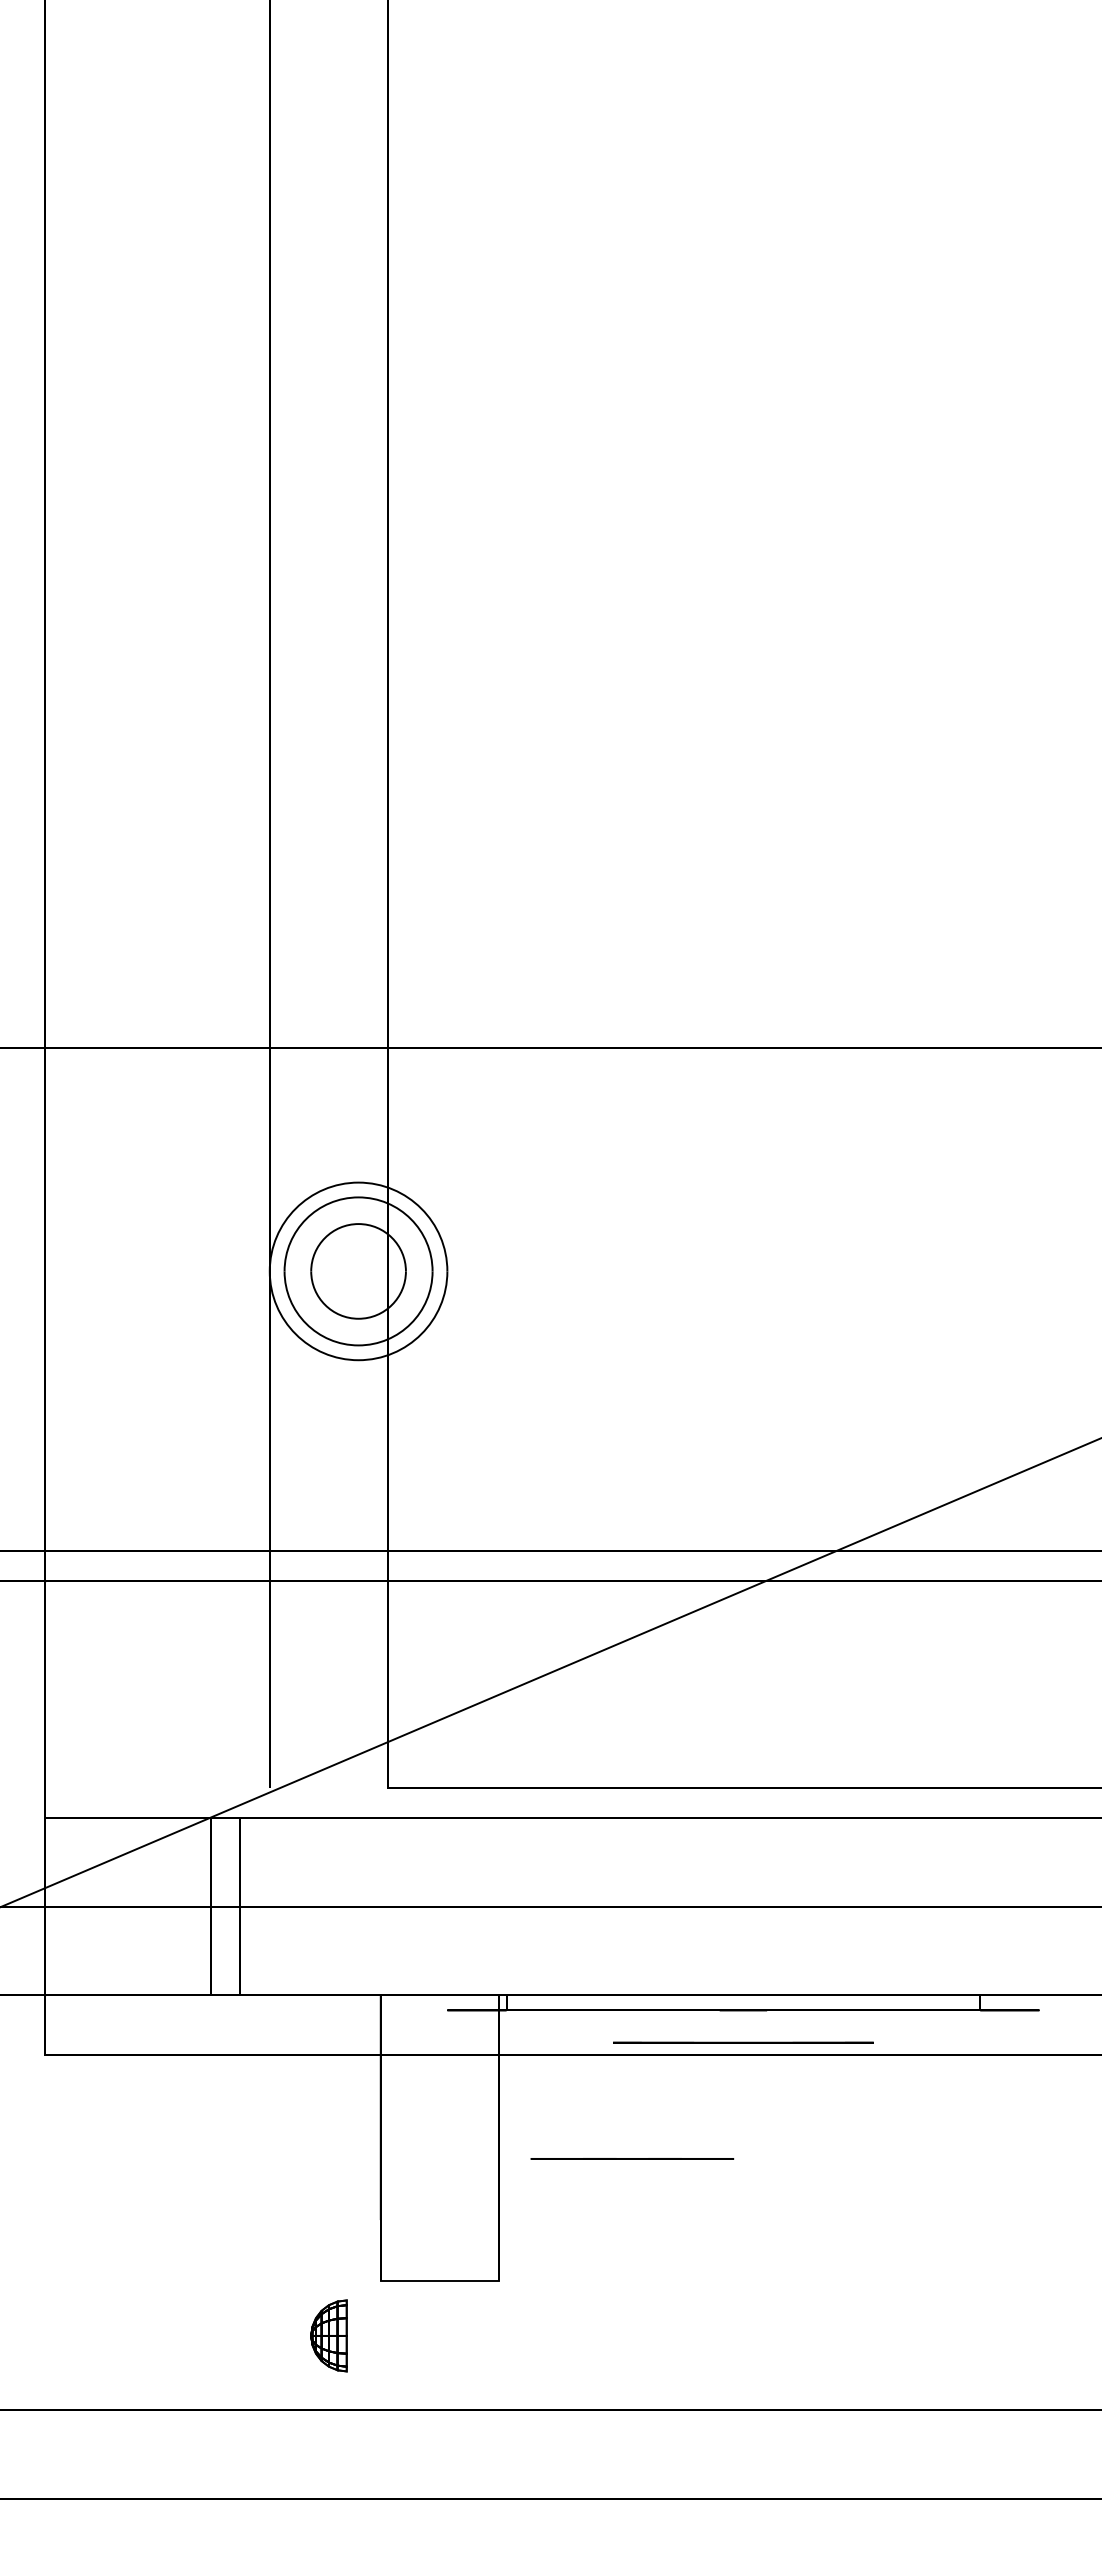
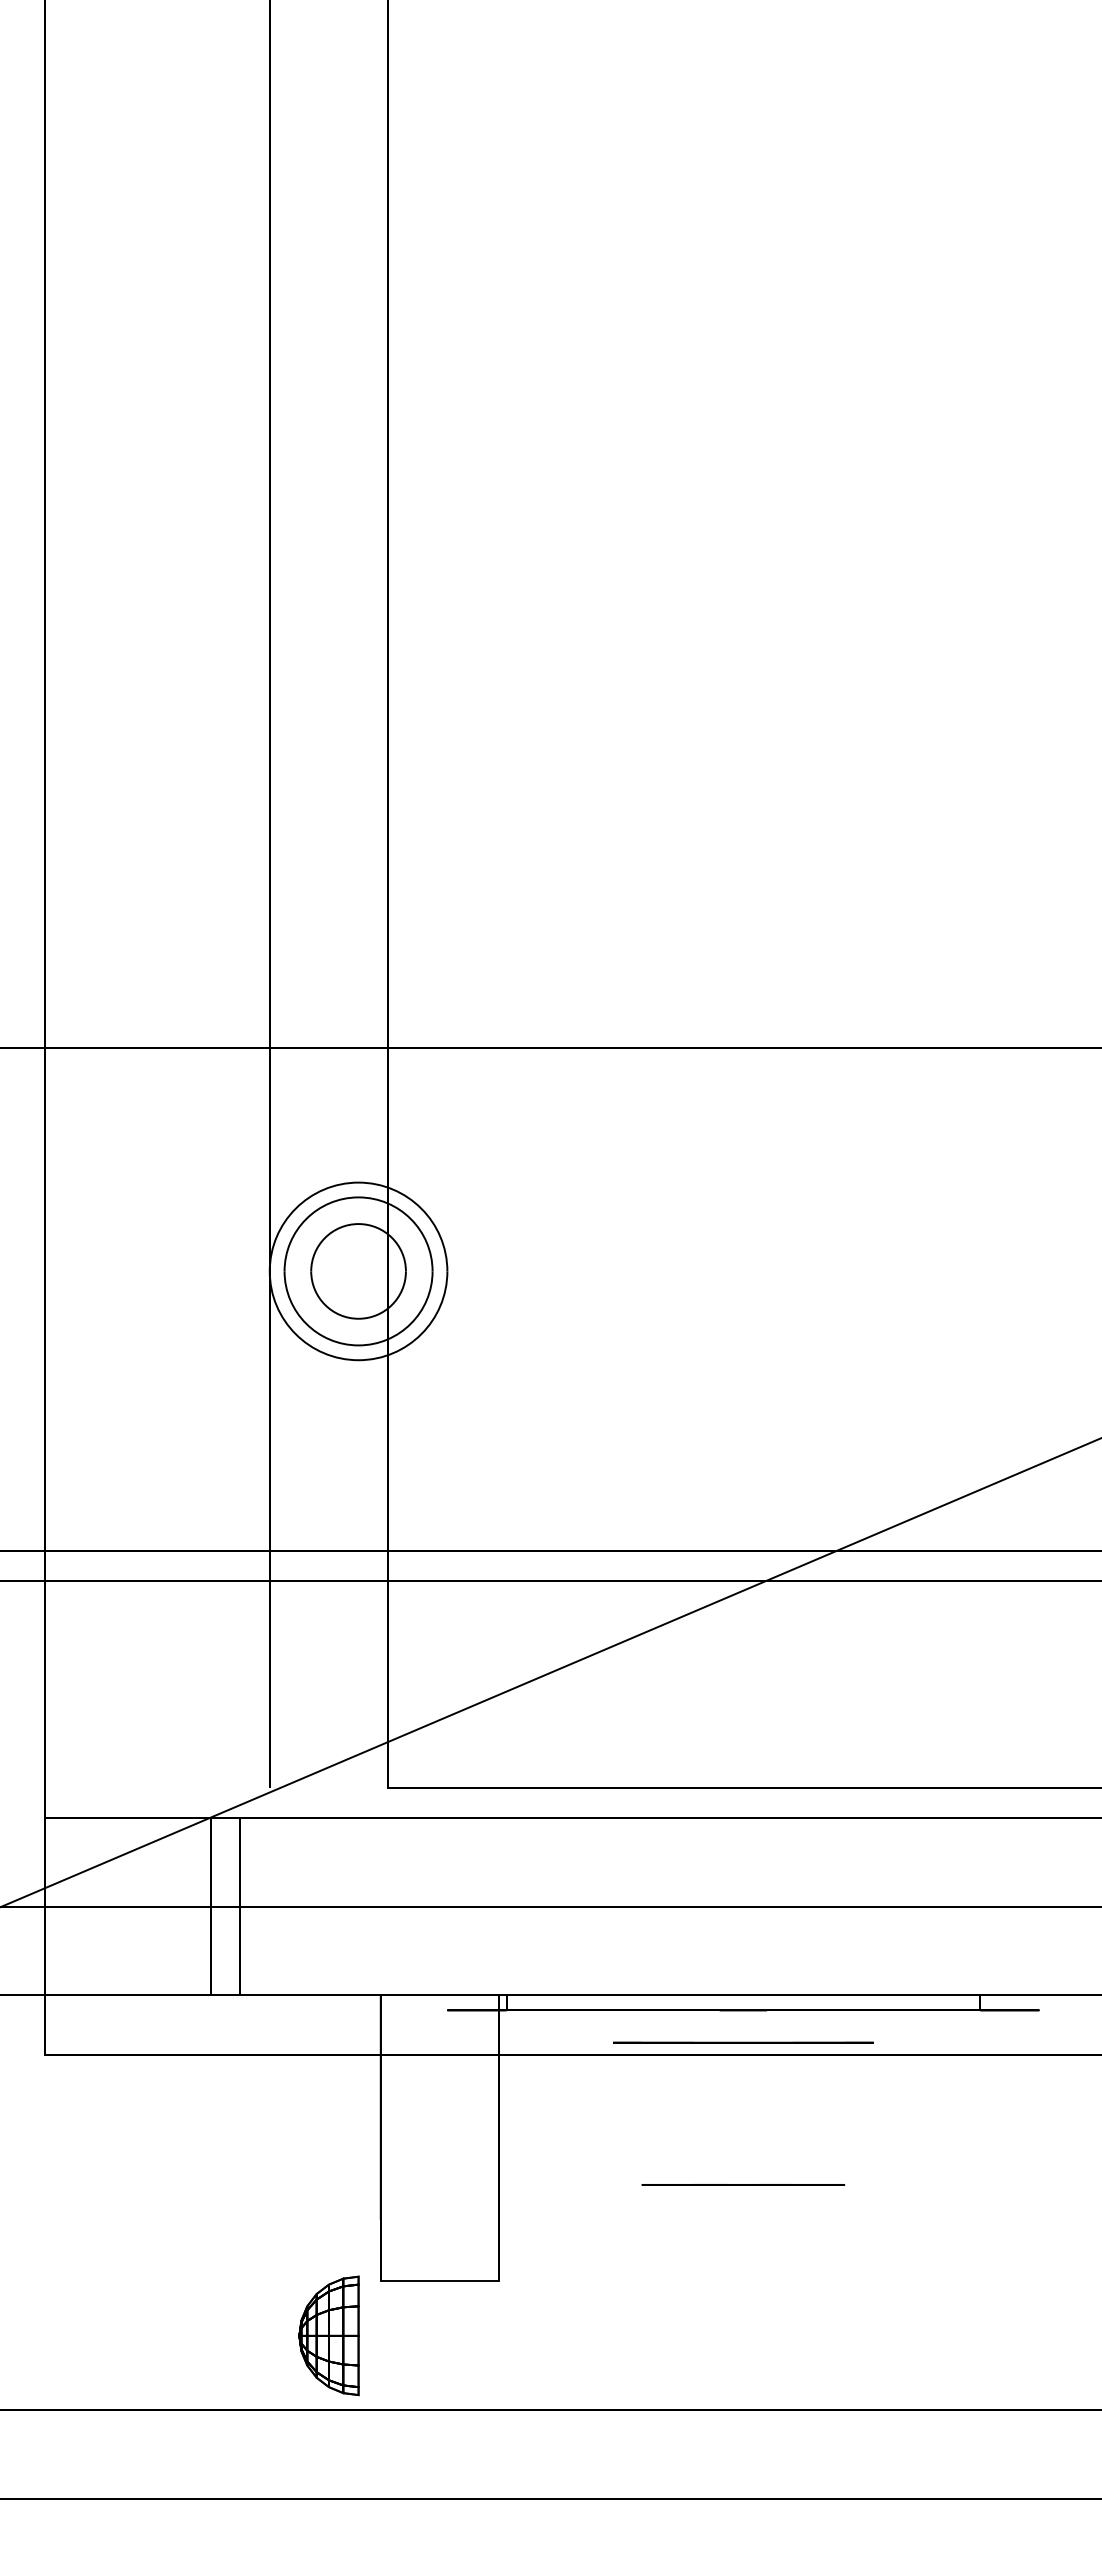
line position: (632, 2158) -> (743, 2184) (743, 2184)
part size: 38x74 px -> 62x122 px (328, 2335)
